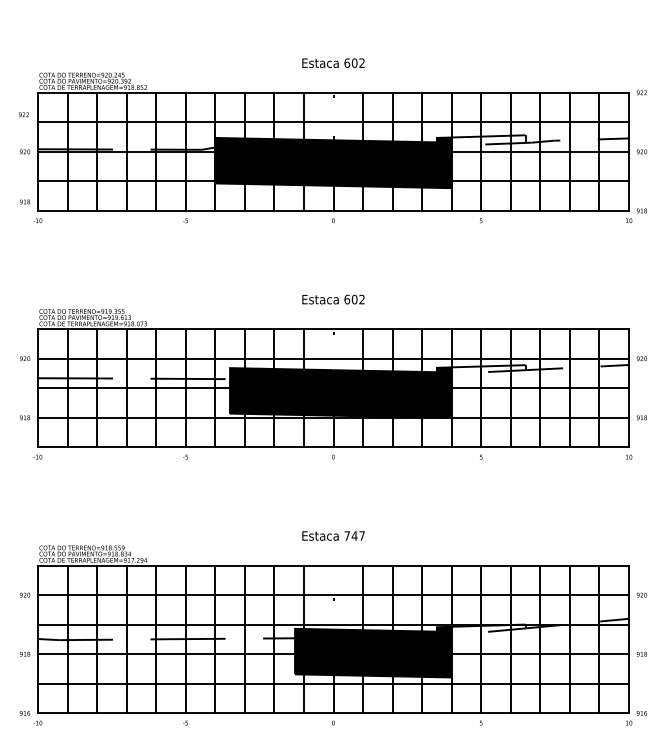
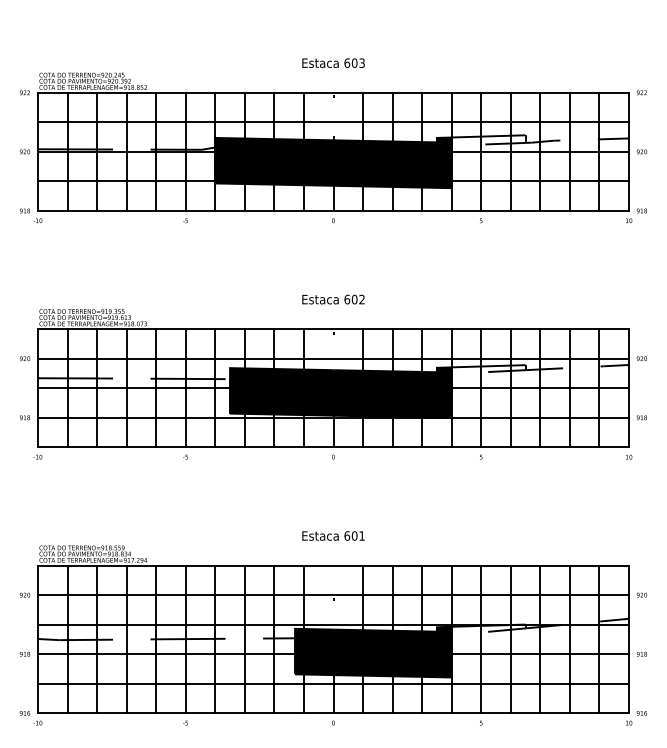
text: 602 -> 603 (361, 62)
text position: (23, 114) -> (24, 92) (24, 92)
text position: (24, 201) -> (24, 210) (24, 210)
text: 747 -> 601 (354, 535)
